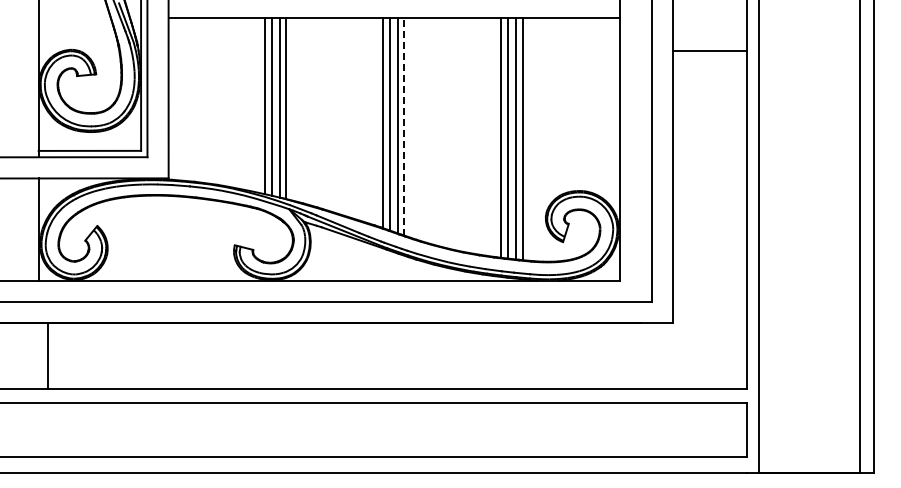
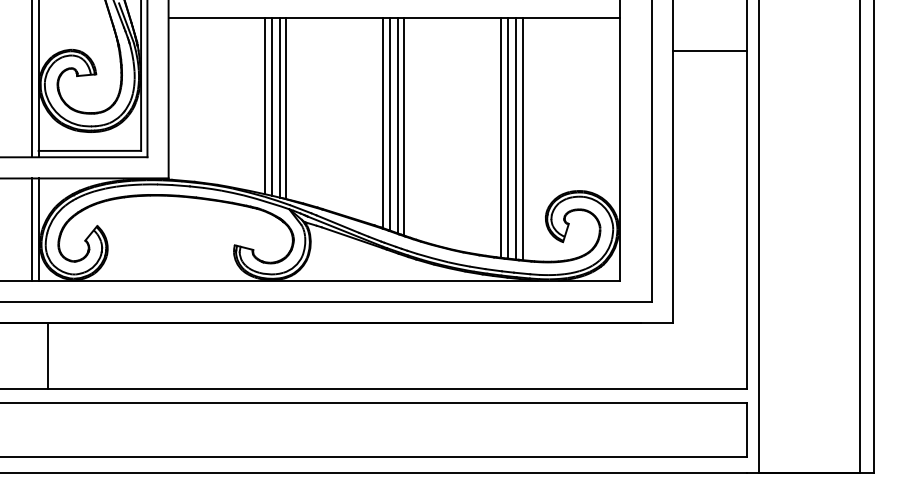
line: none -> present (32, 79)
line: dashed -> solid (404, 126)
line: none -> present (32, 229)
